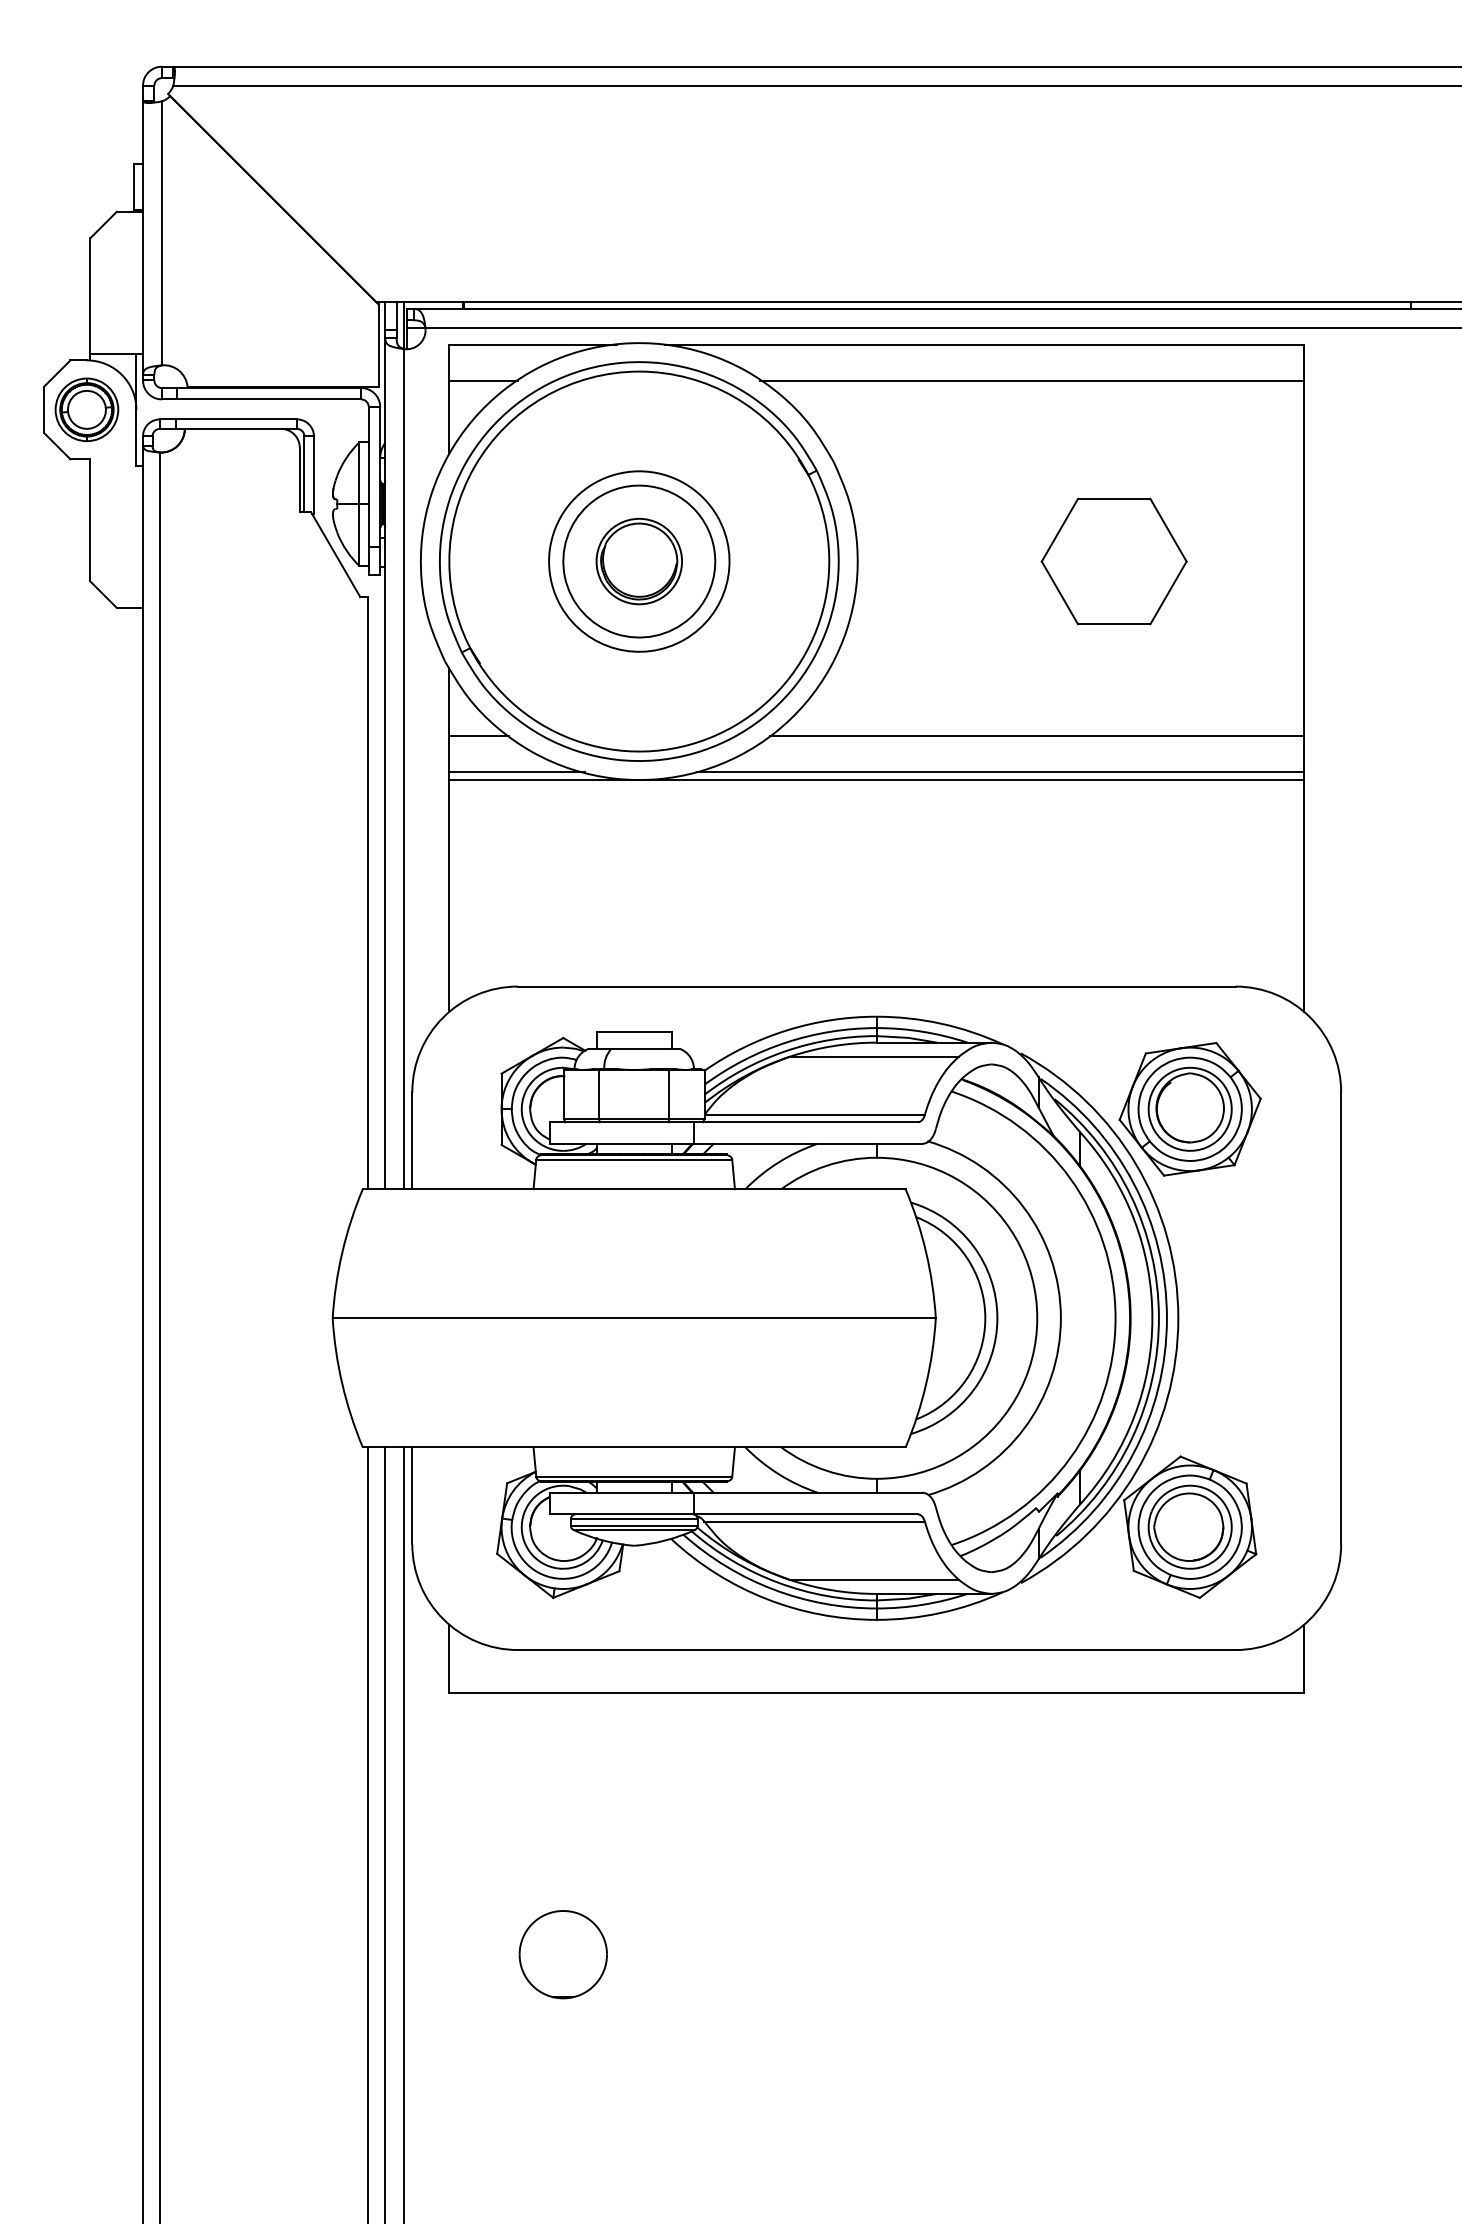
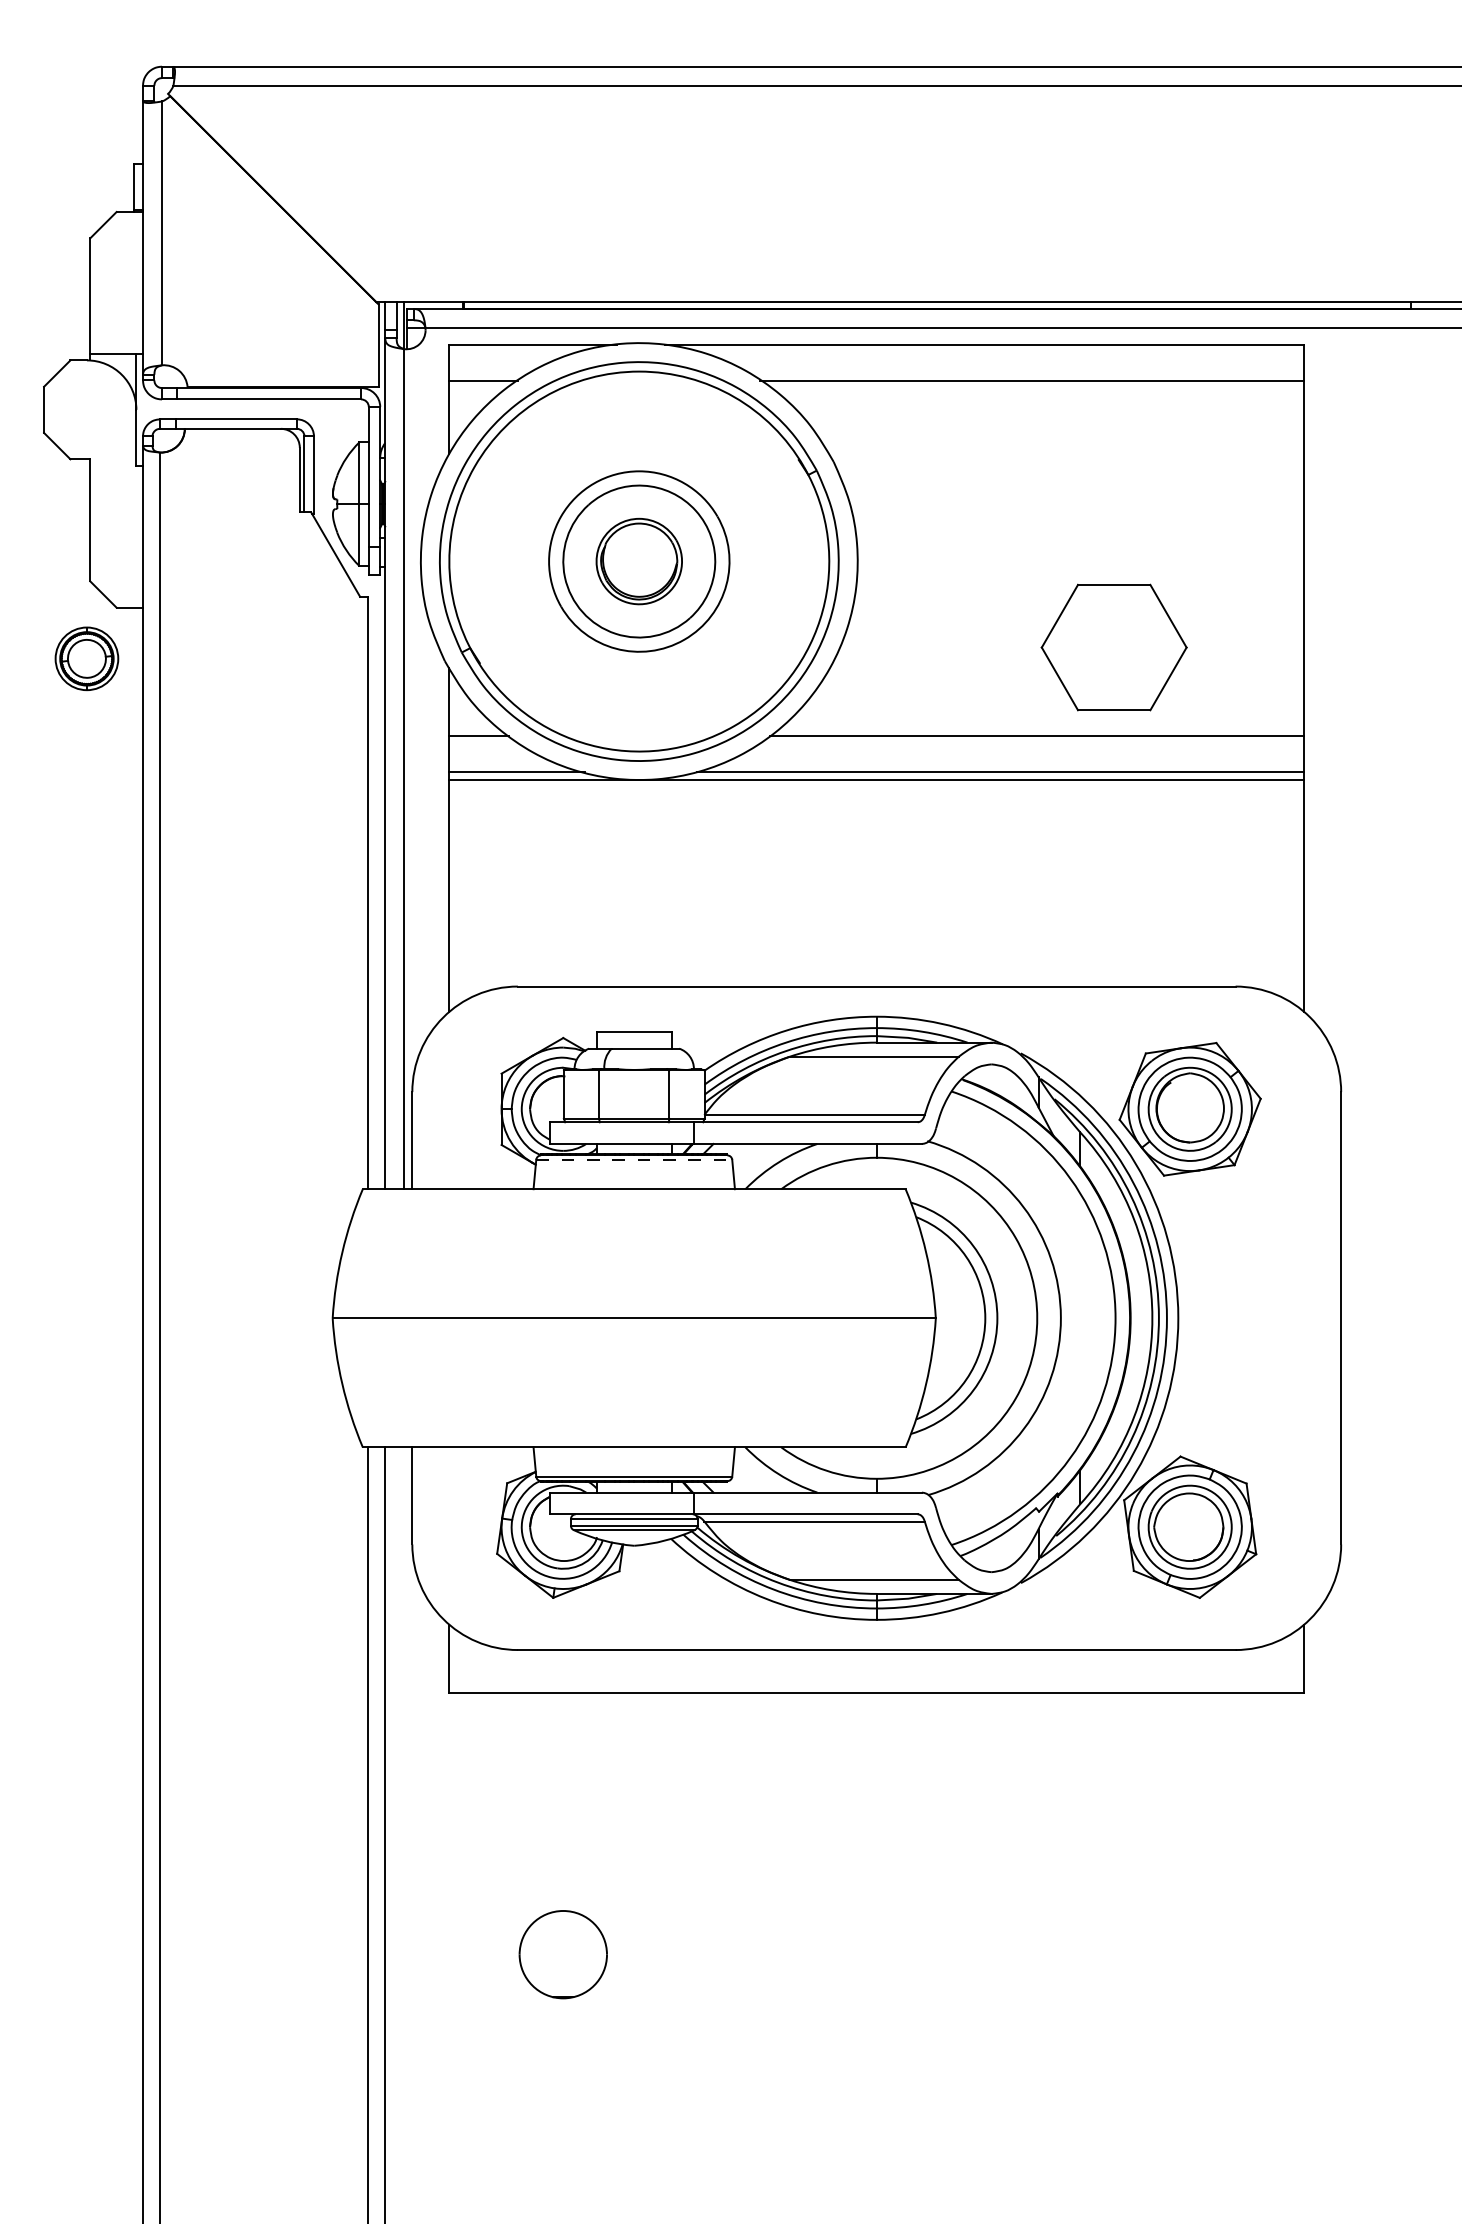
part position: (86, 409) -> (86, 658) (86, 658)
part position: (1113, 561) -> (1113, 647) (1113, 647)
line: solid -> dashed (634, 1159)
line: present -> none (404, 1833)
